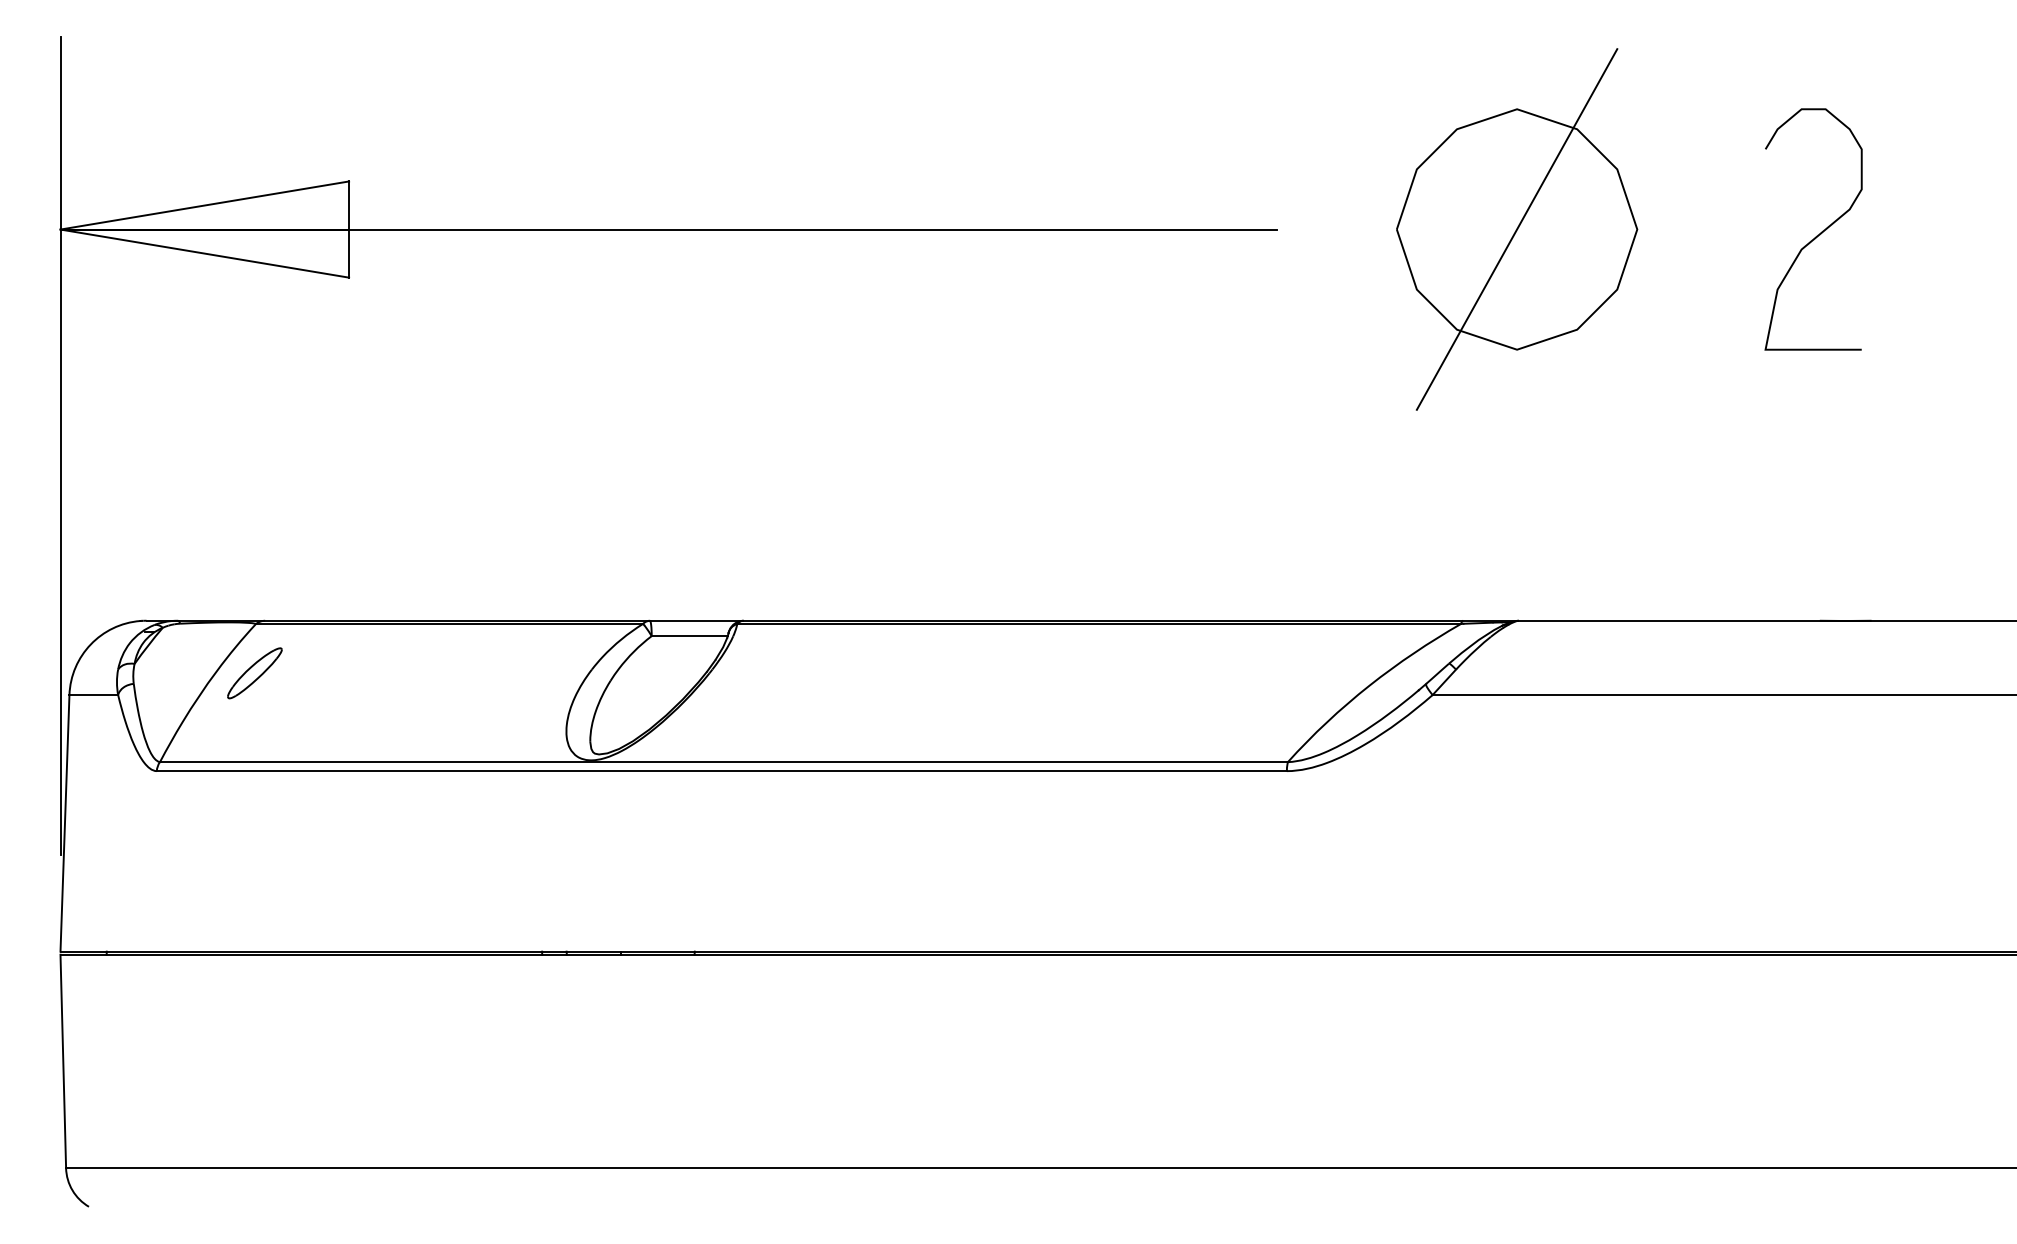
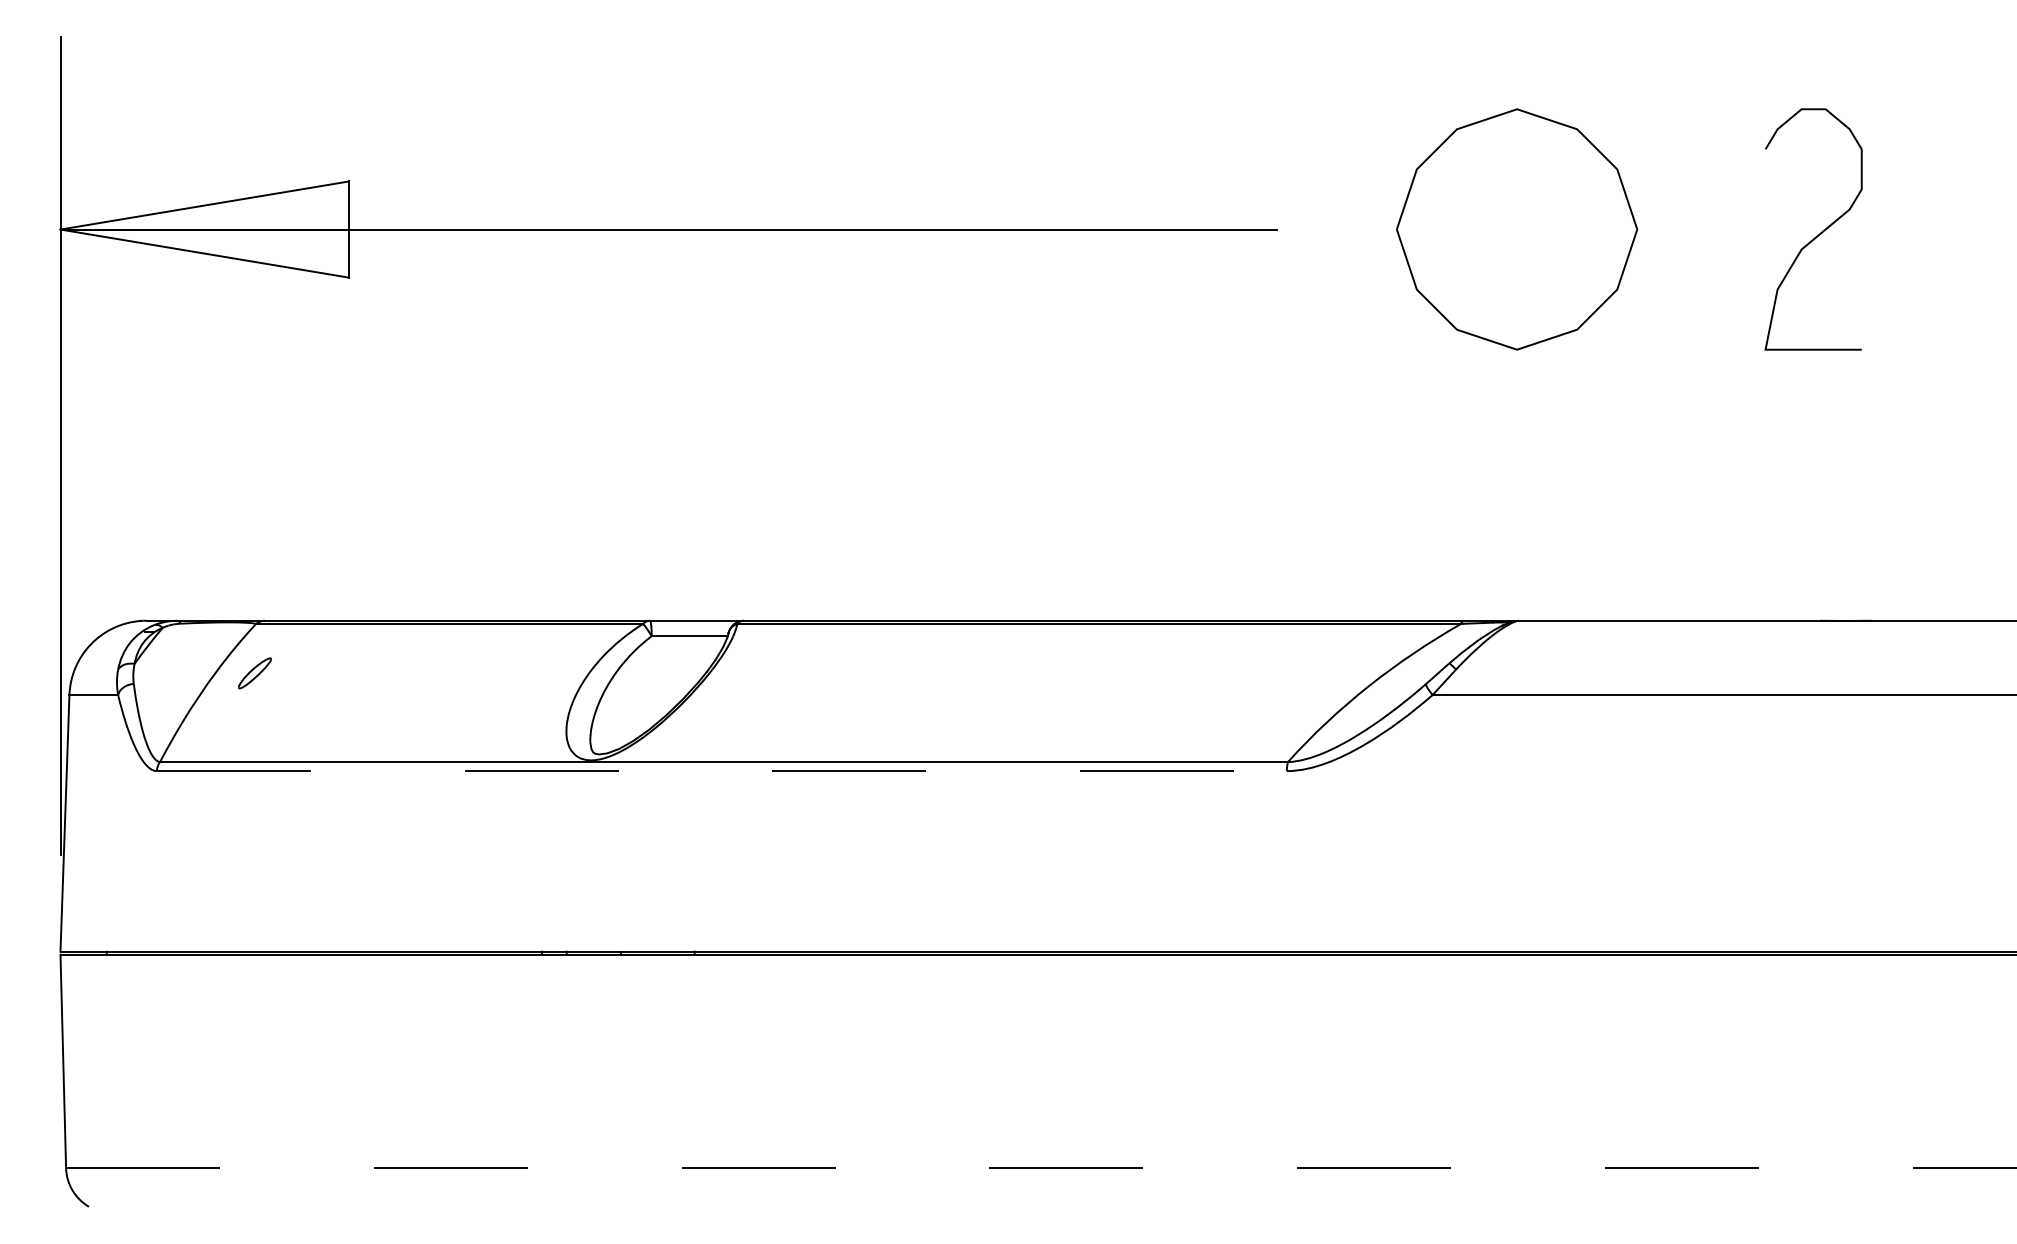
line: present -> none (1516, 229)
part size: 56x53 px -> 34x33 px (254, 673)
line: solid -> dashed (722, 771)
line: solid -> dashed (1041, 1168)
